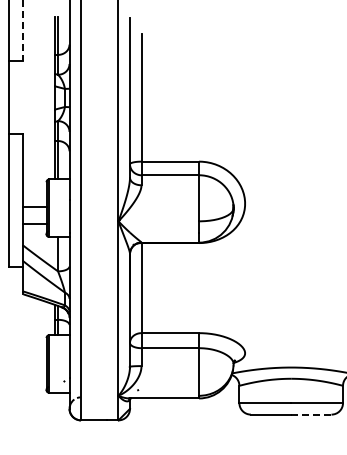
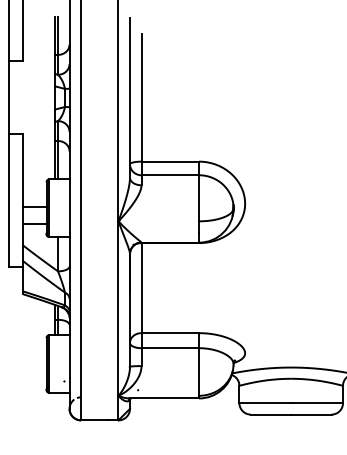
line: dashed -> solid (23, 31)
line: dashed -> solid (311, 414)
